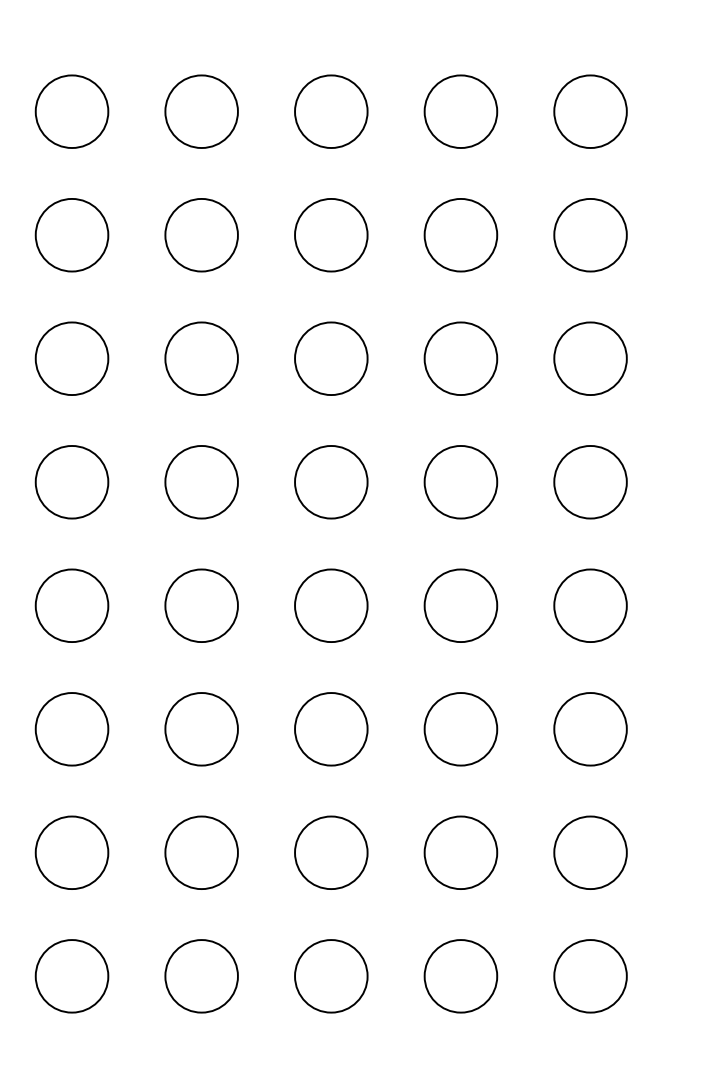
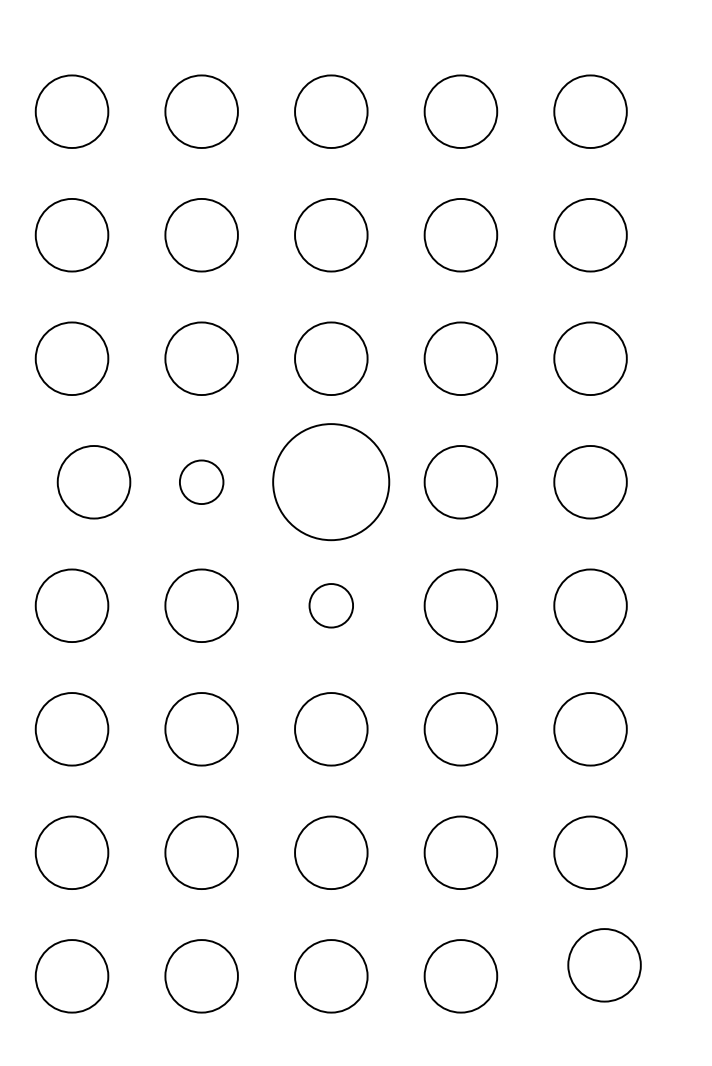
circle diameter: 73 px -> 44 px (201, 482)
circle position: (71, 482) -> (93, 482) (93, 482)
circle size: 75x75 px -> 119x119 px (331, 482)
circle diameter: 73 px -> 44 px (331, 605)
circle position: (590, 976) -> (604, 965) (604, 965)
